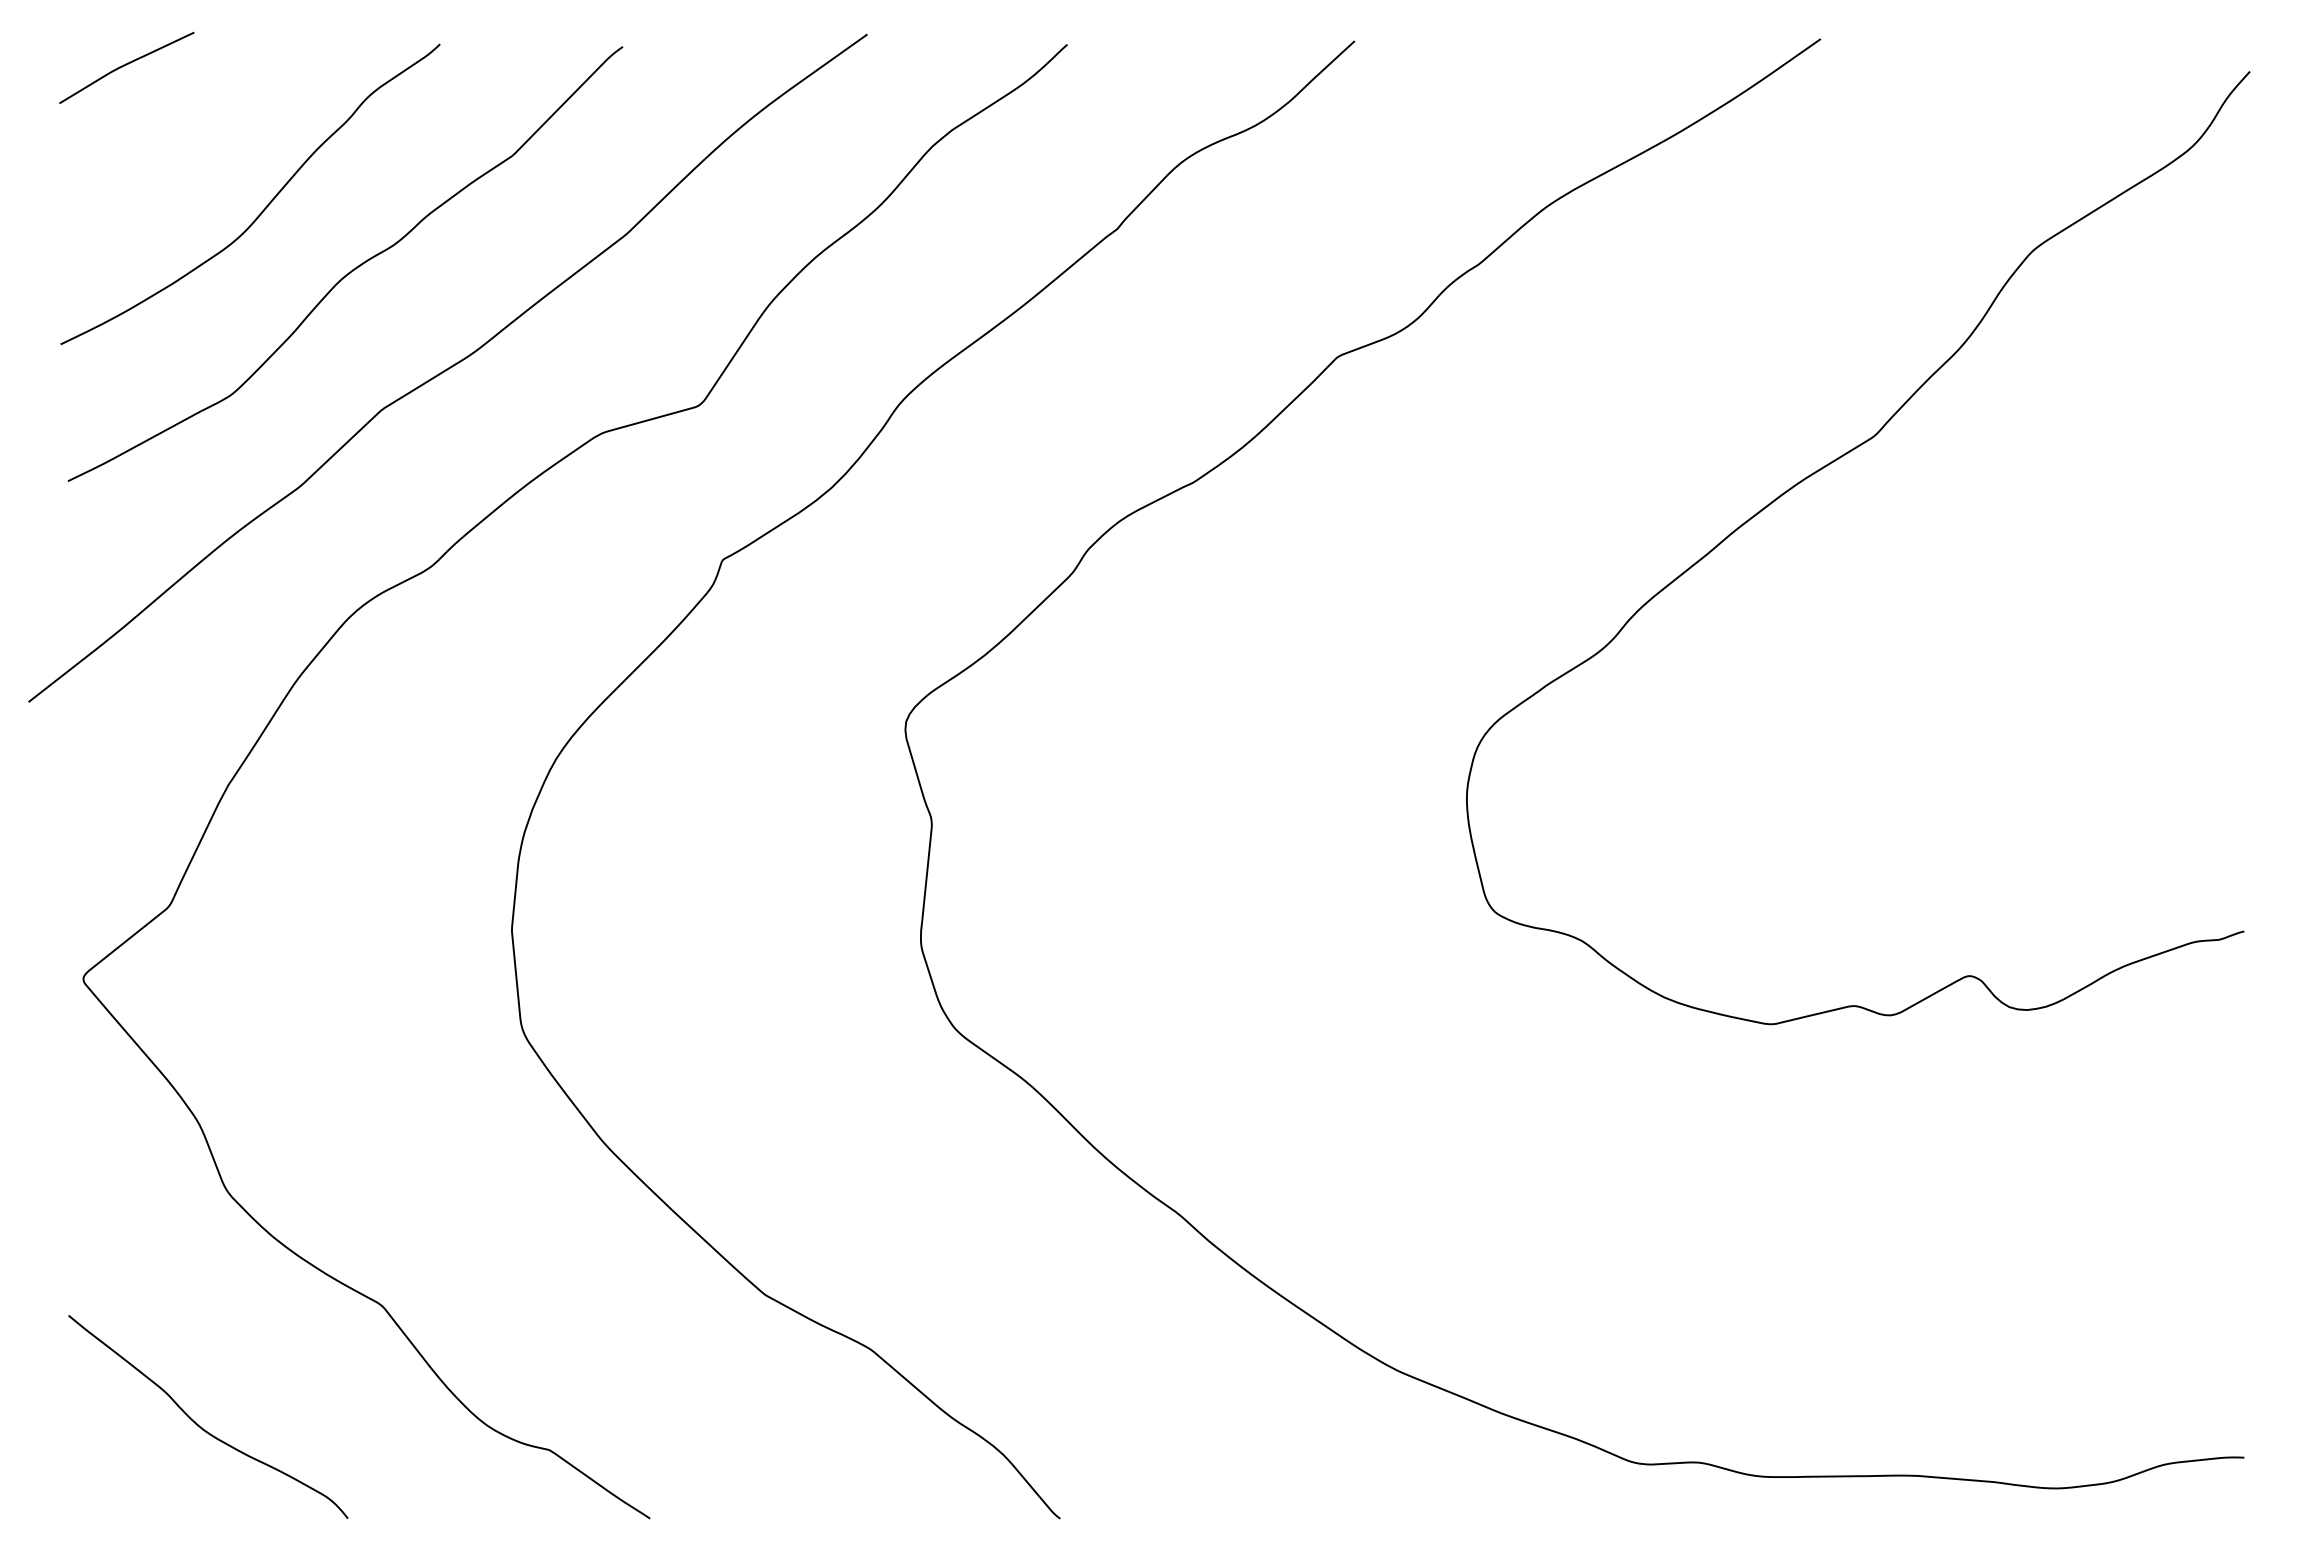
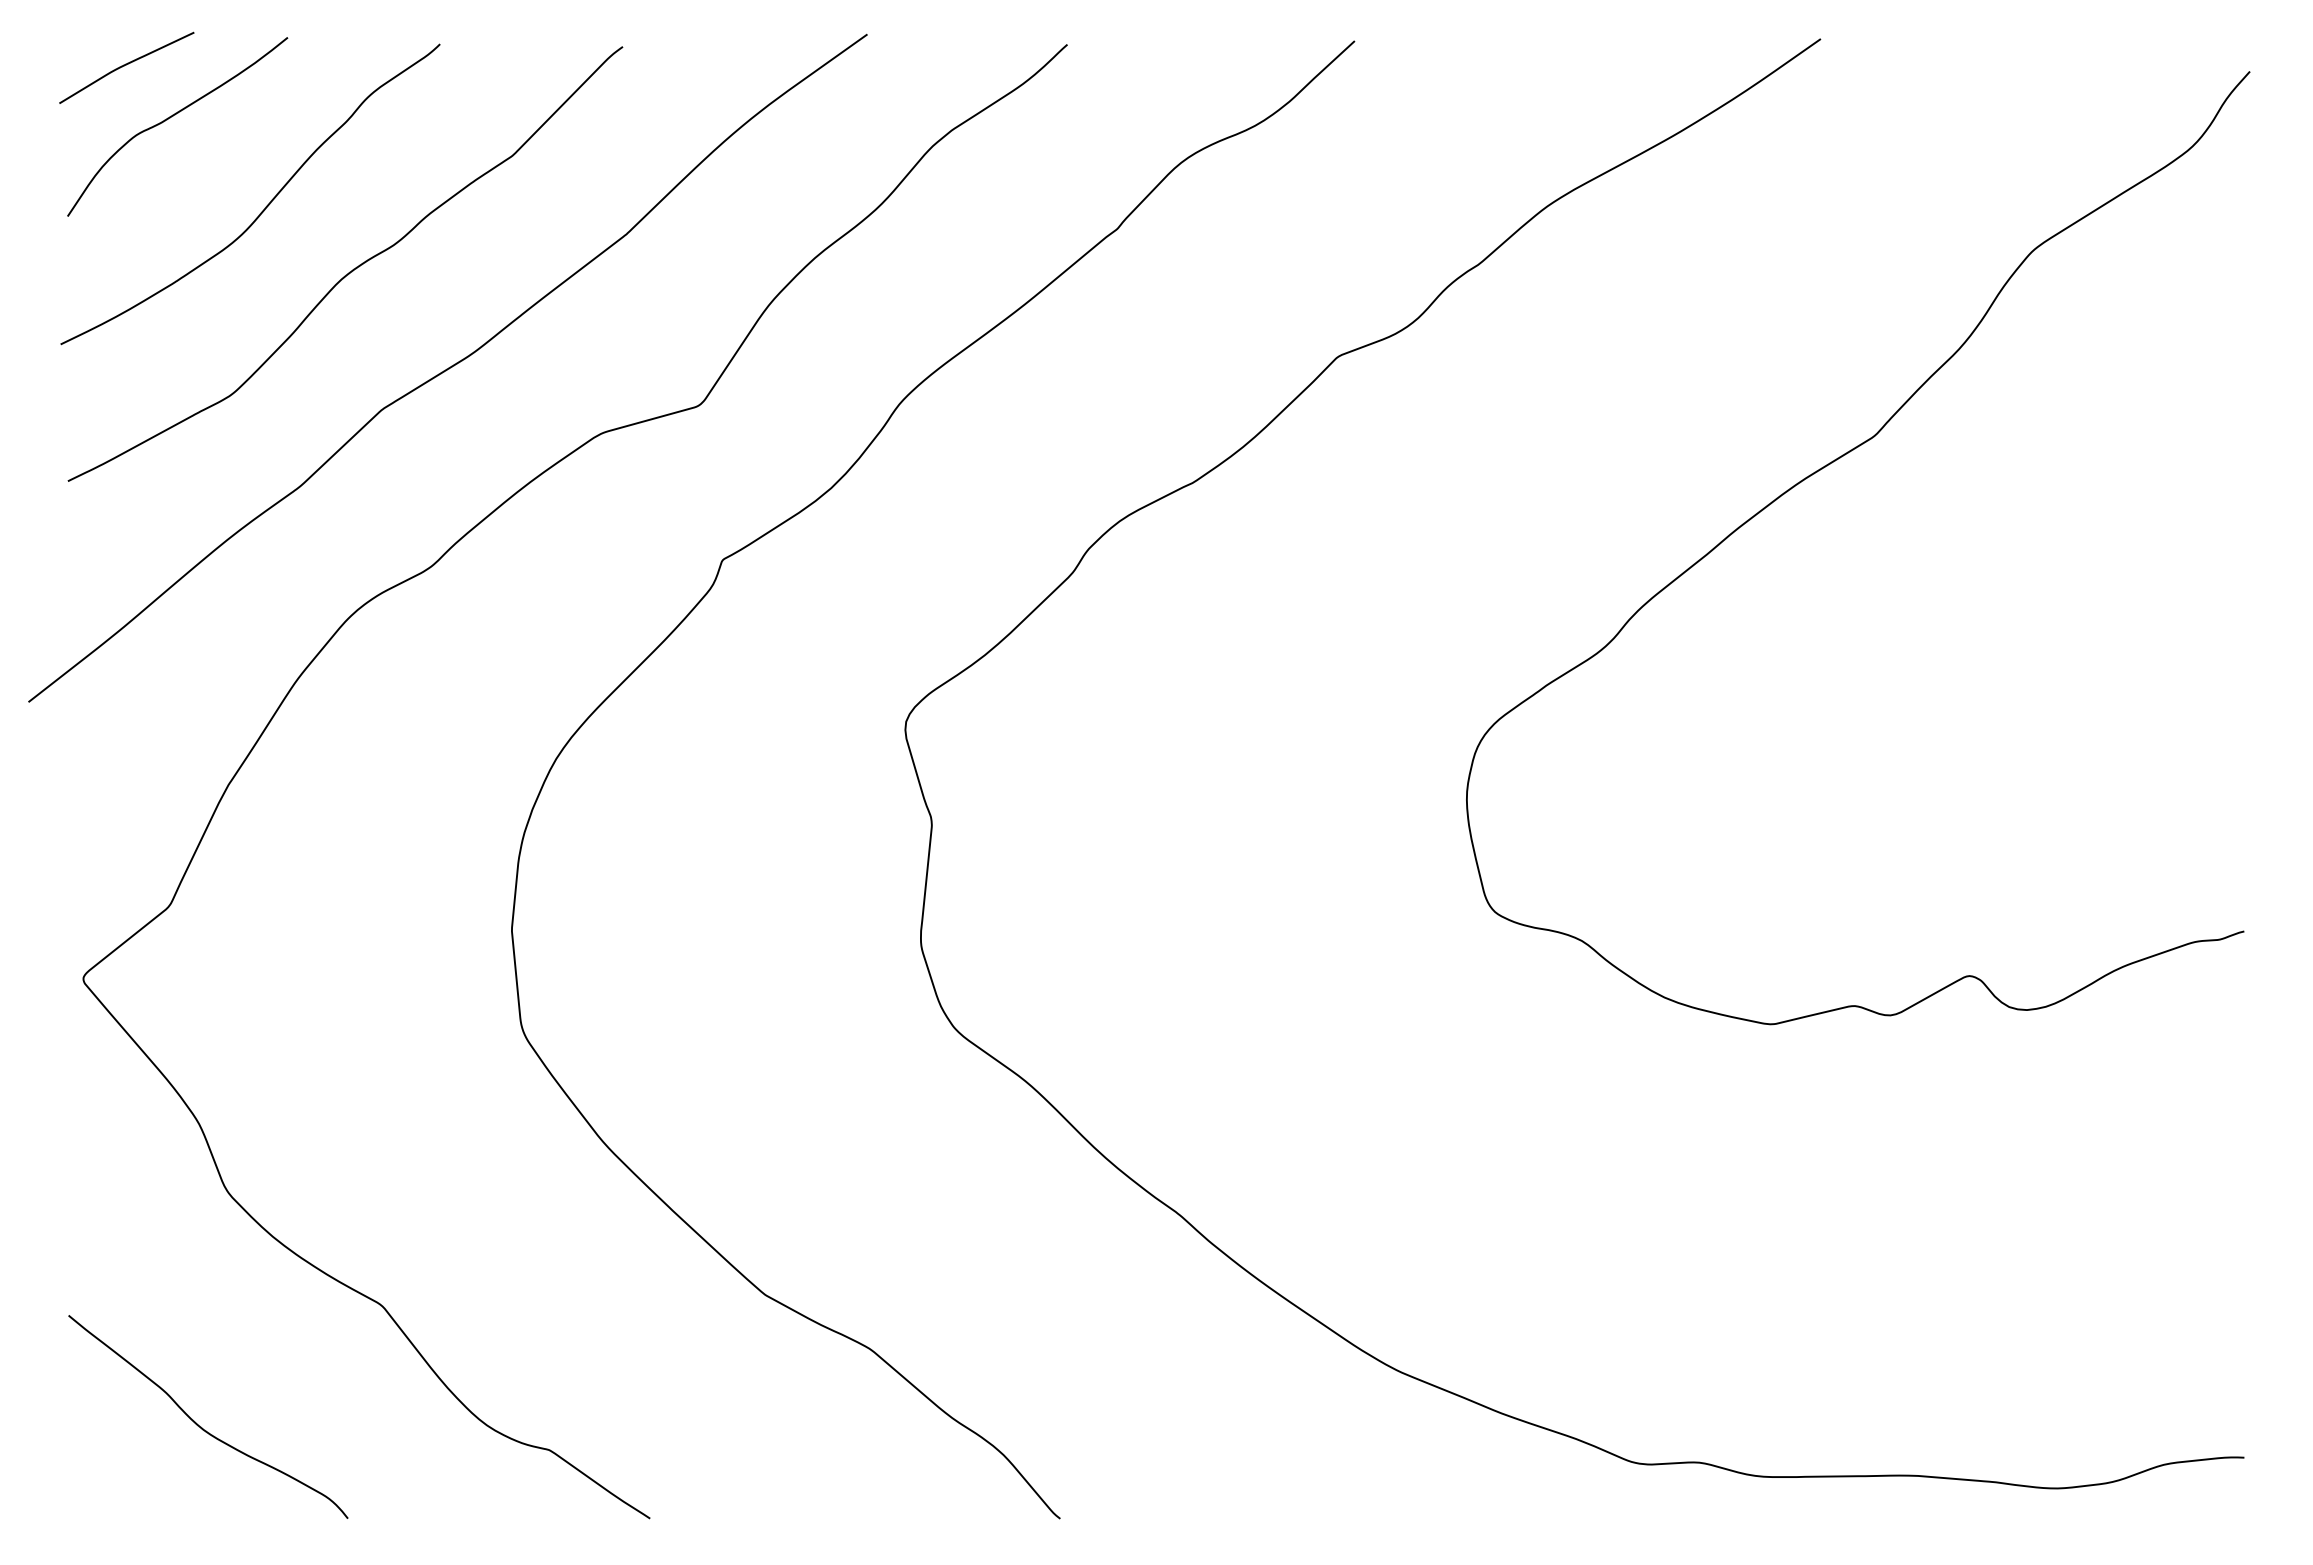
curve: none -> present (170, 118)
